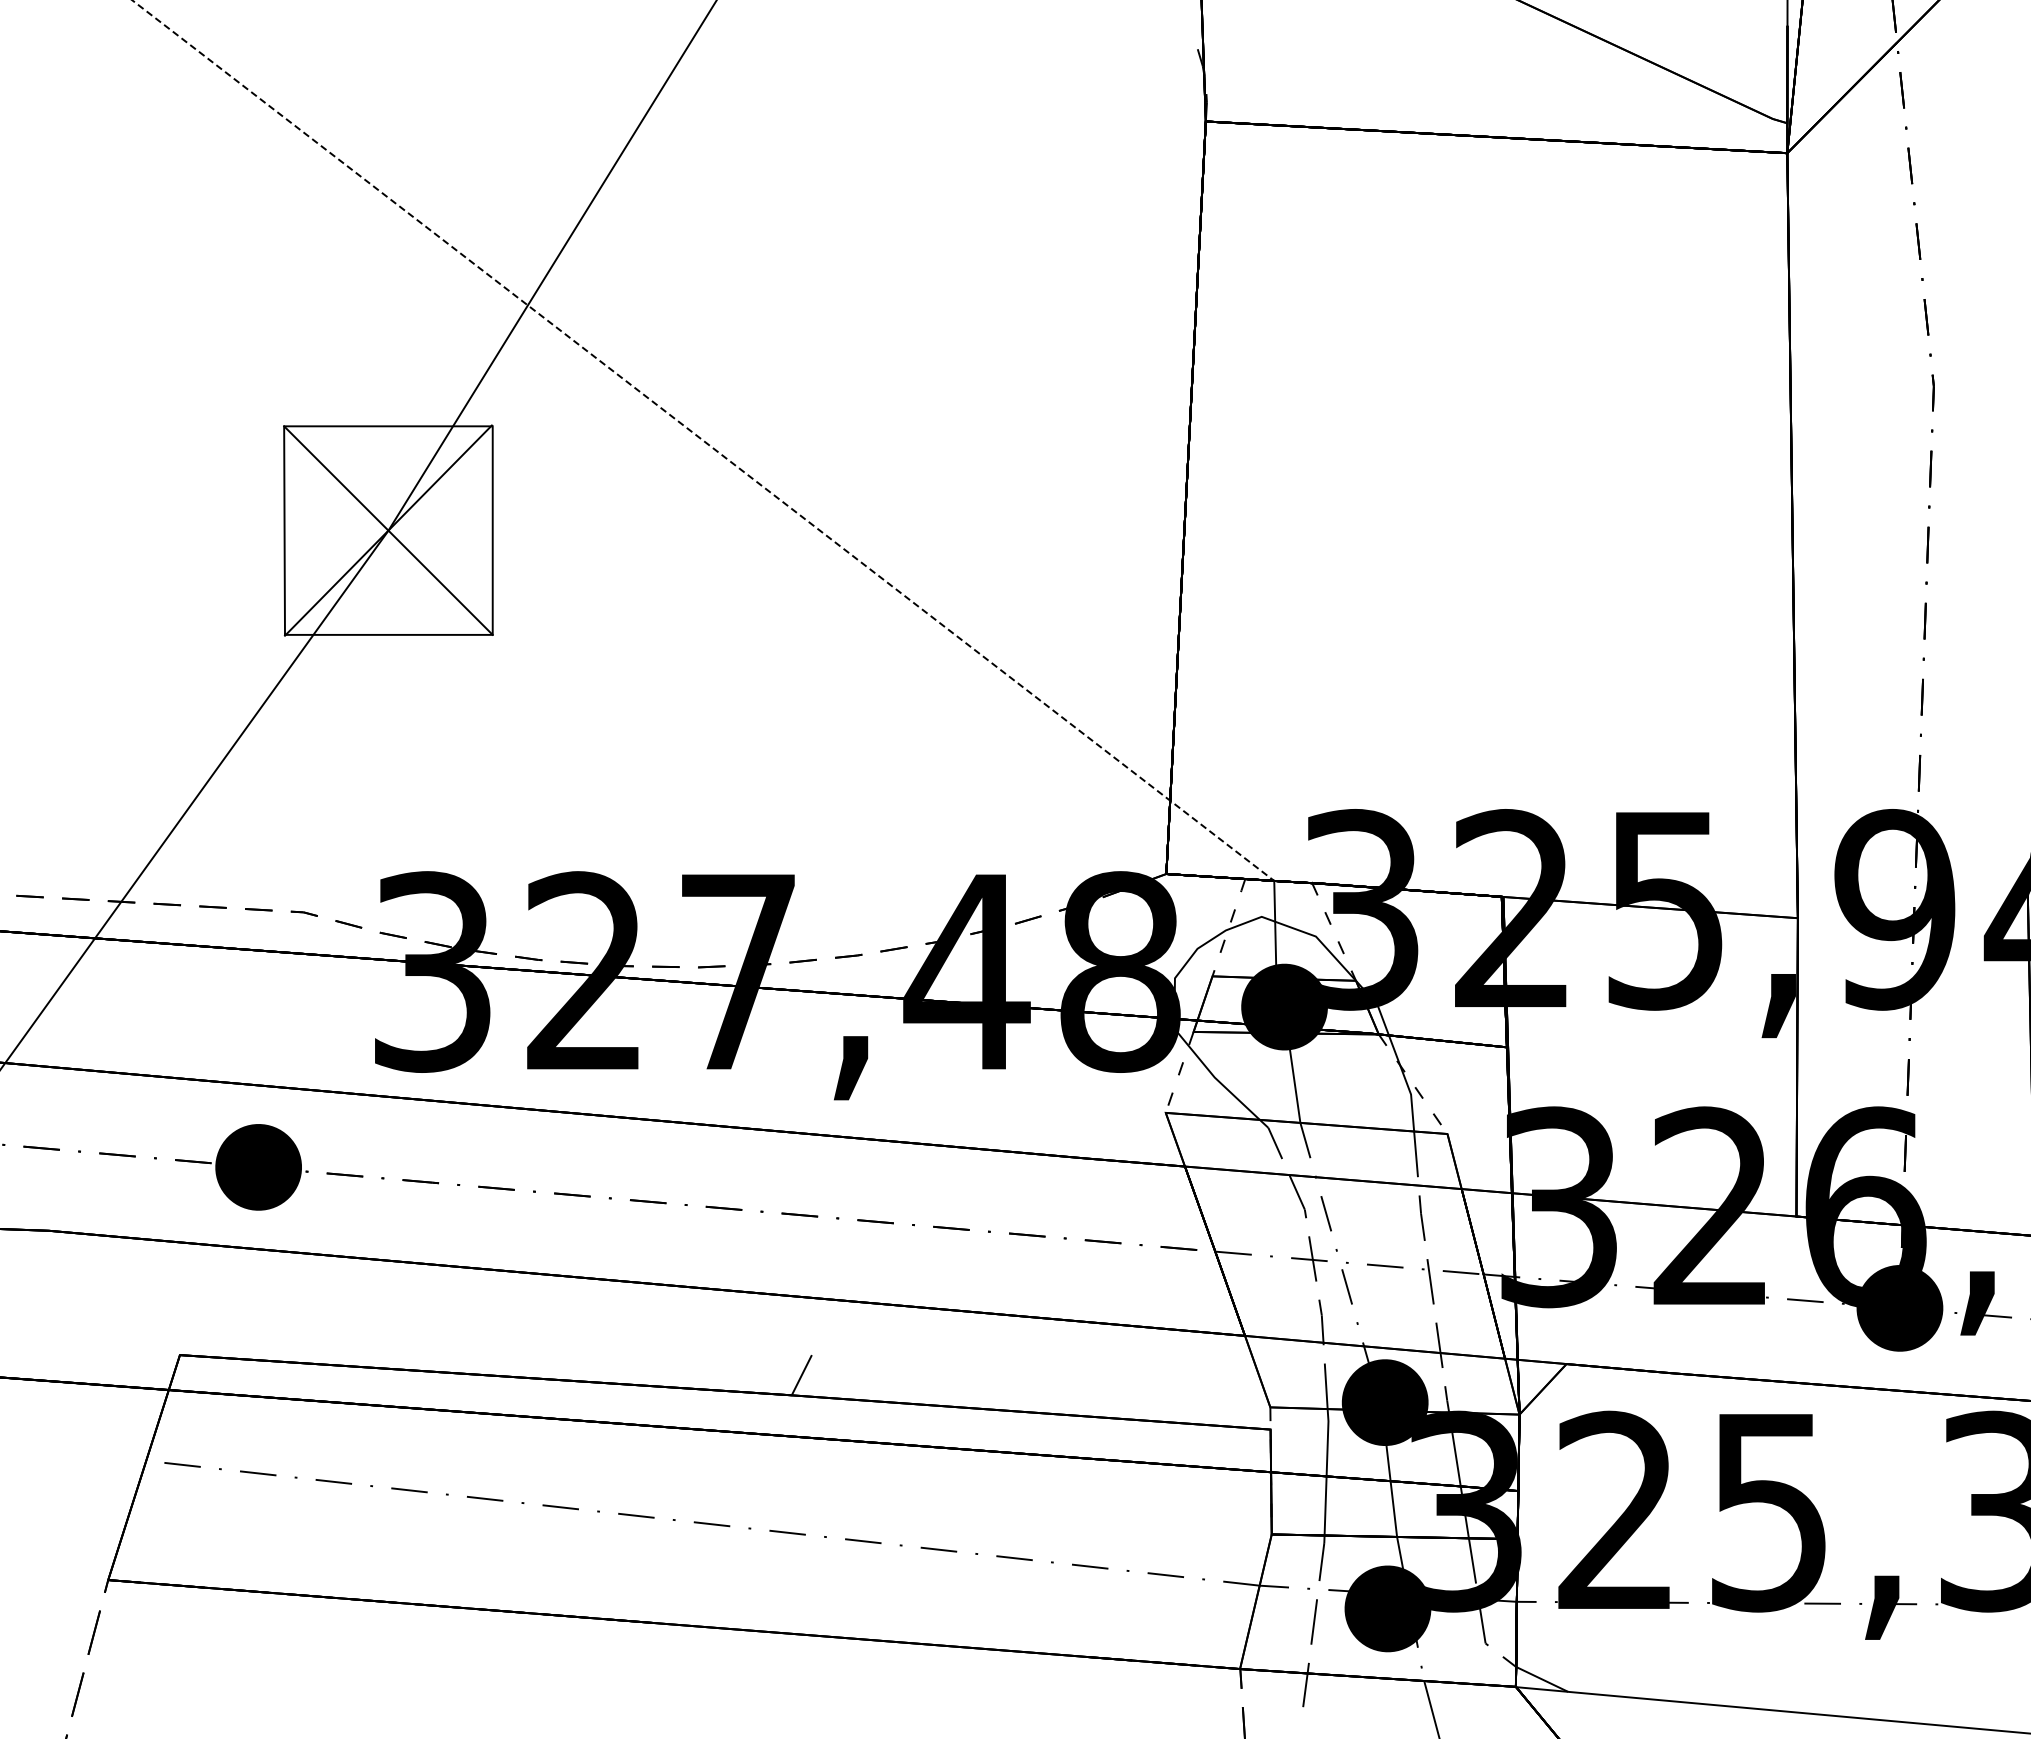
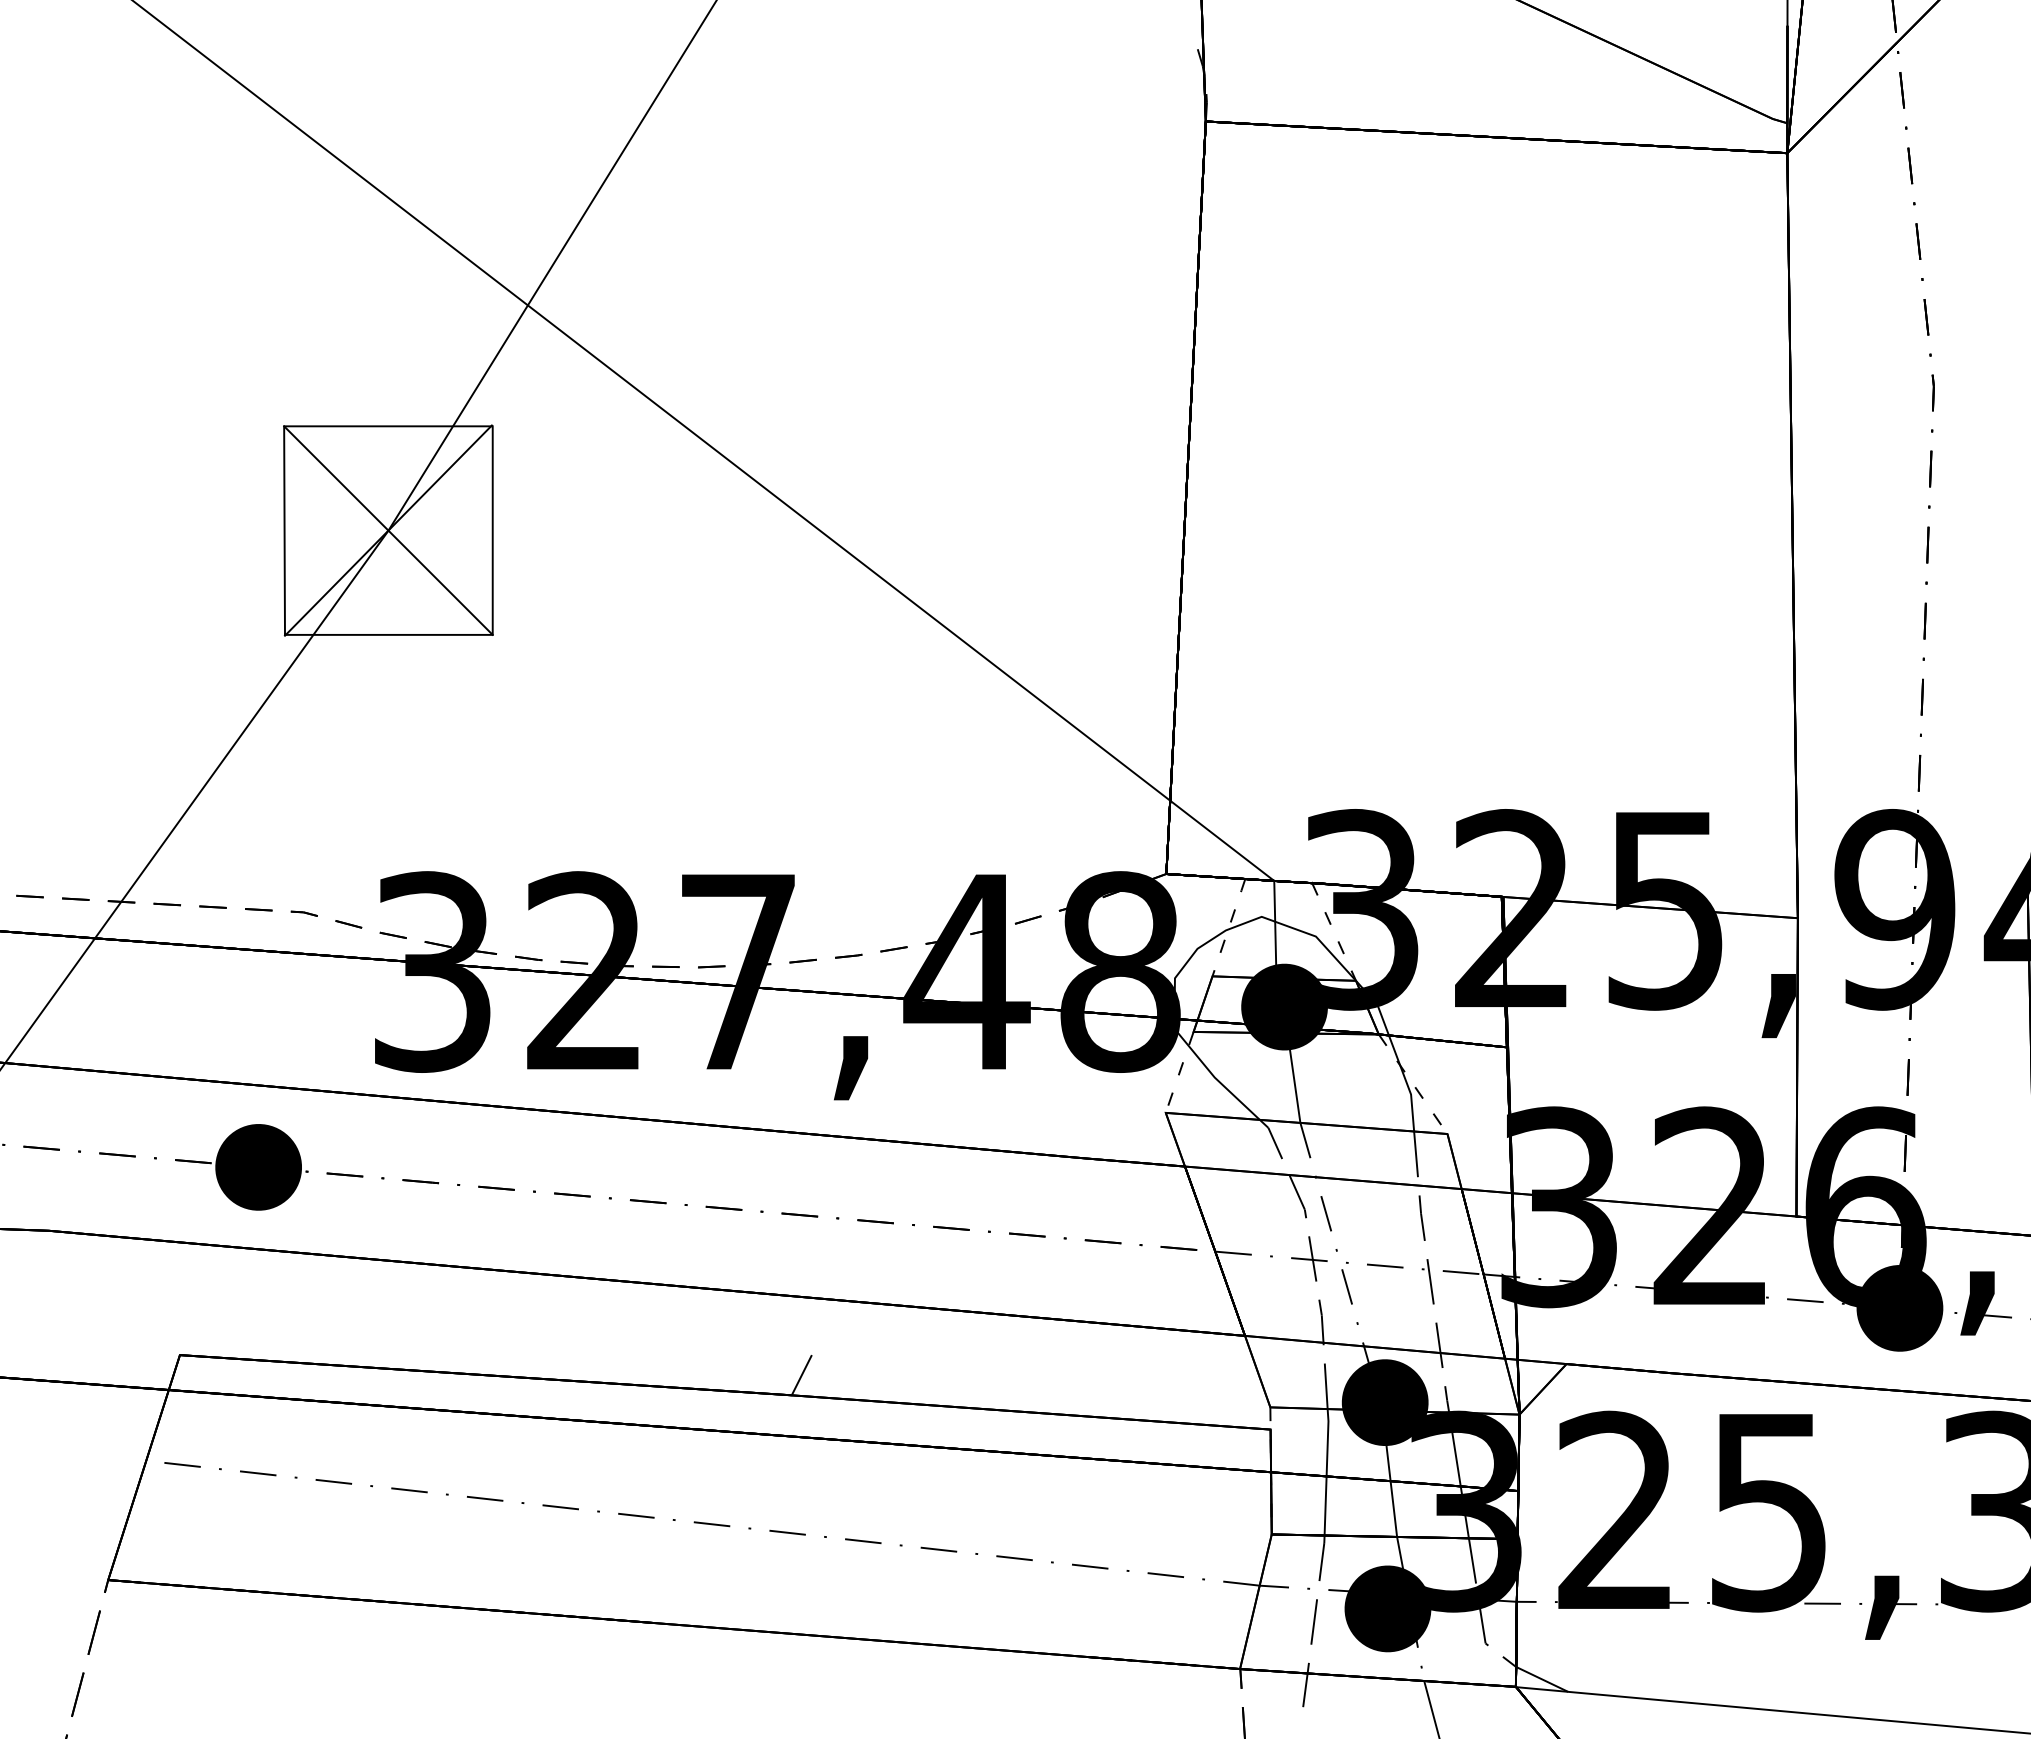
line: dashed -> solid (703, 440)
